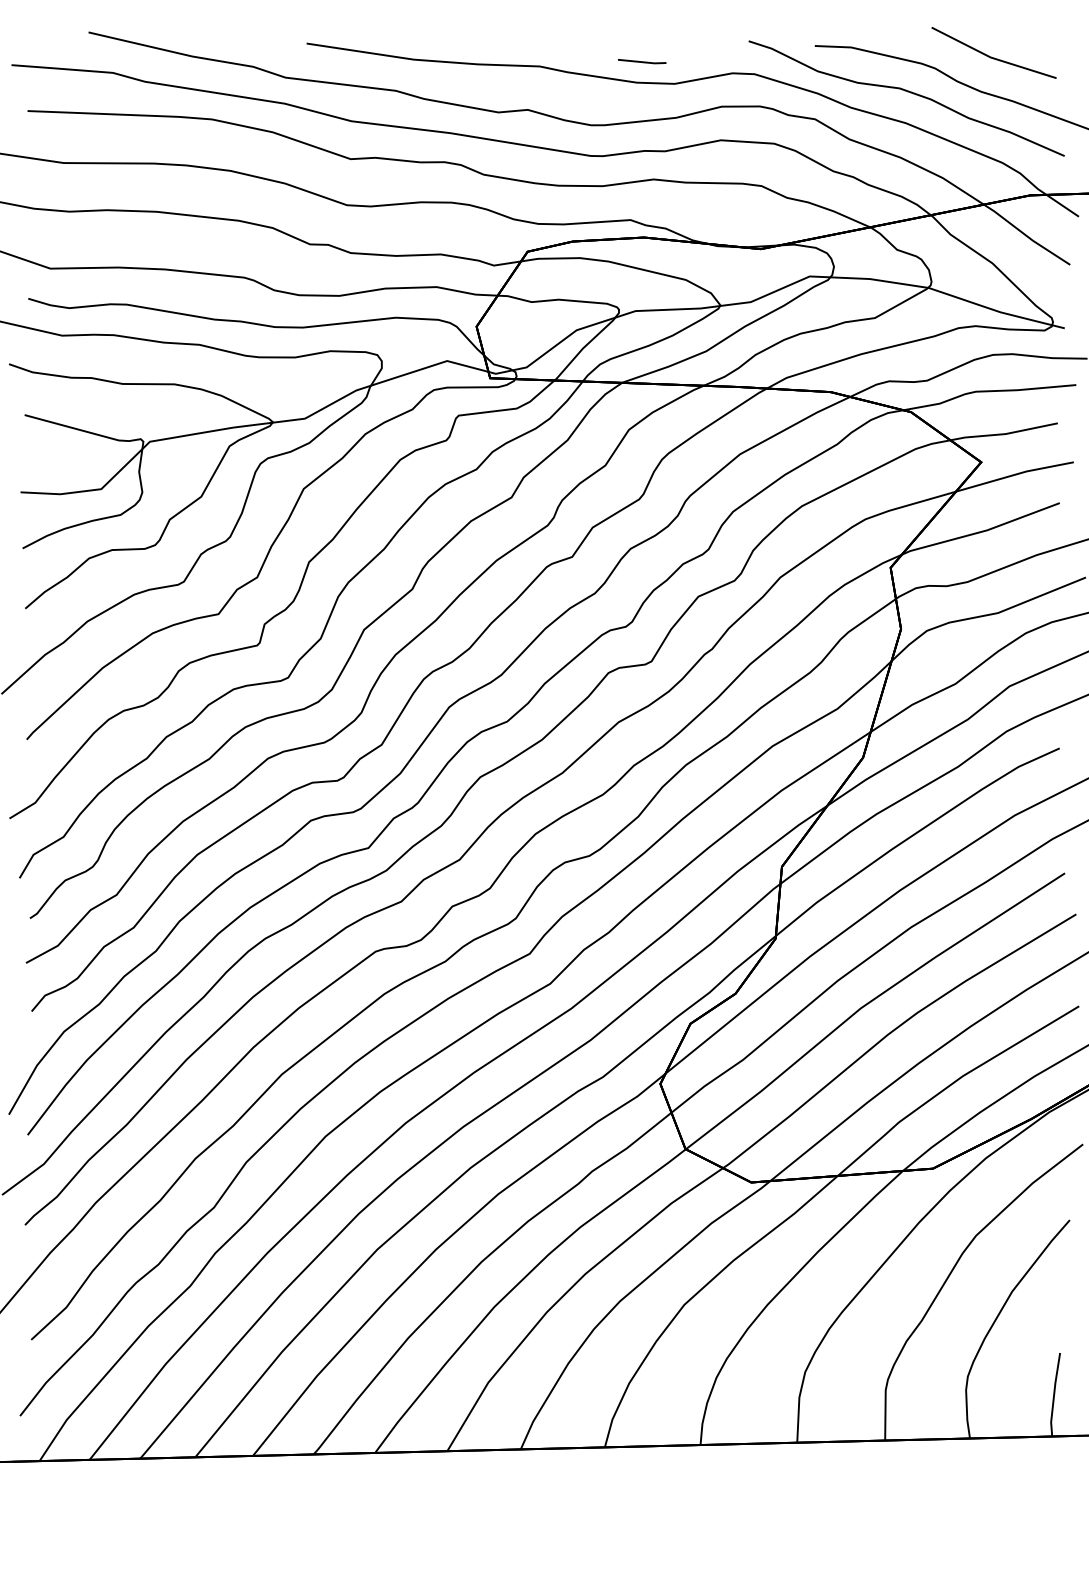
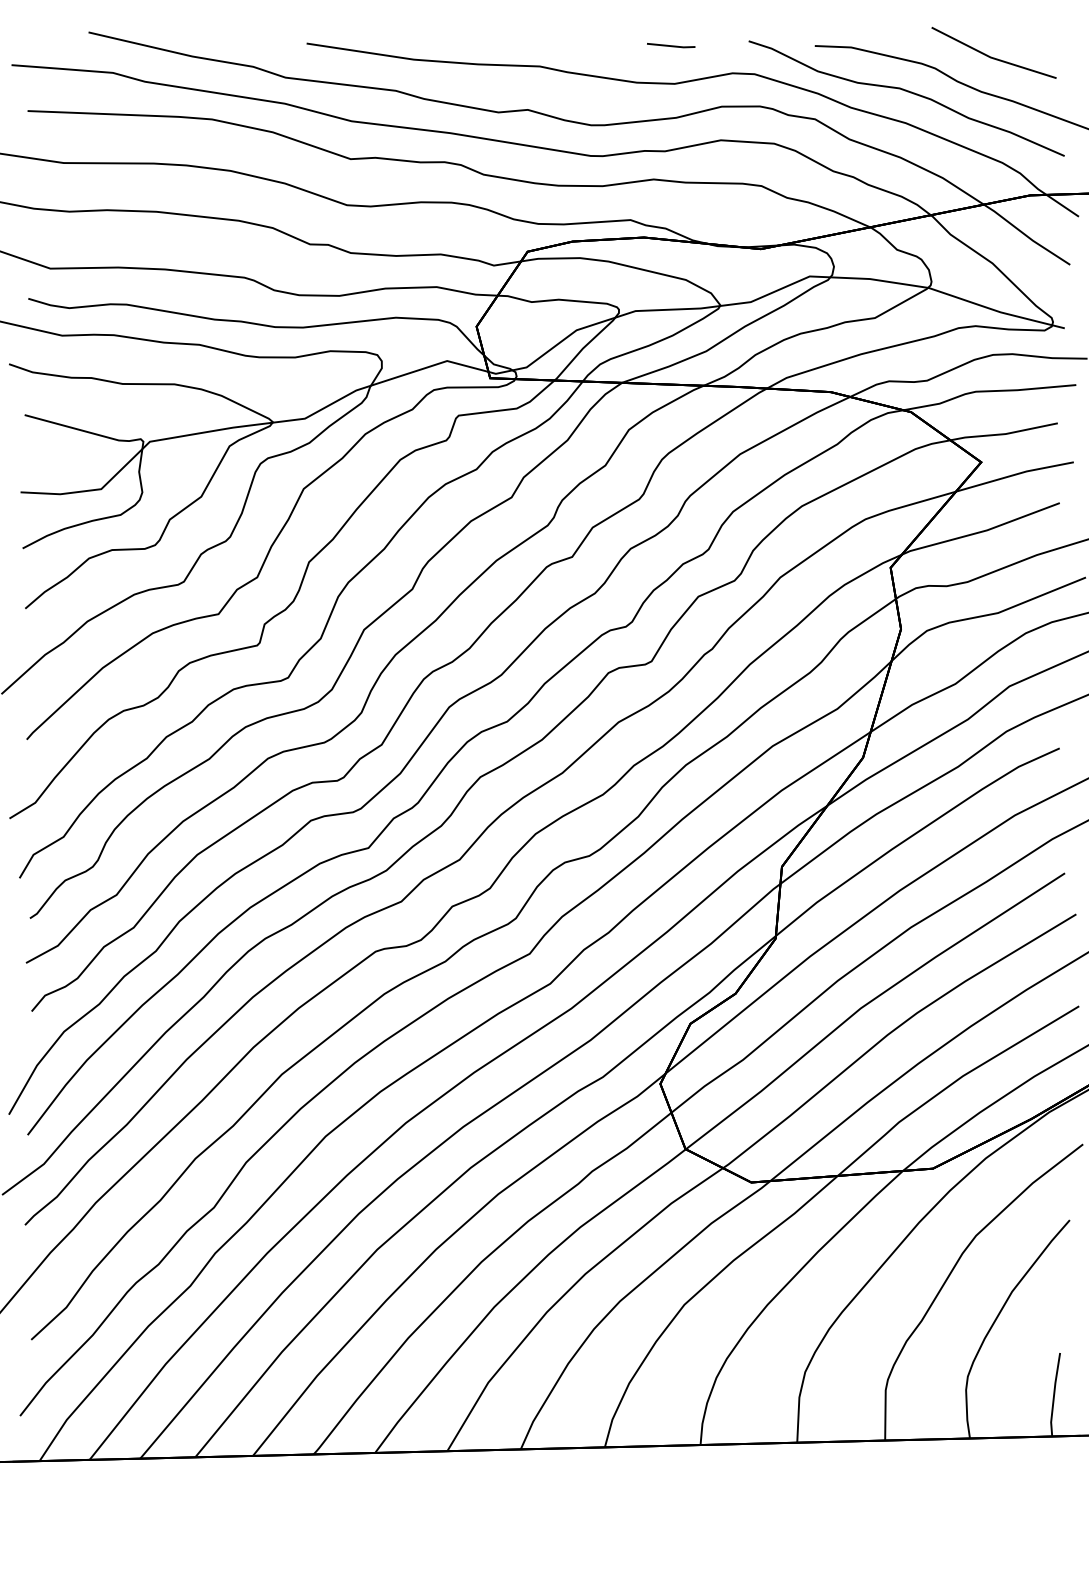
line position: (642, 61) -> (671, 45) (671, 45)
